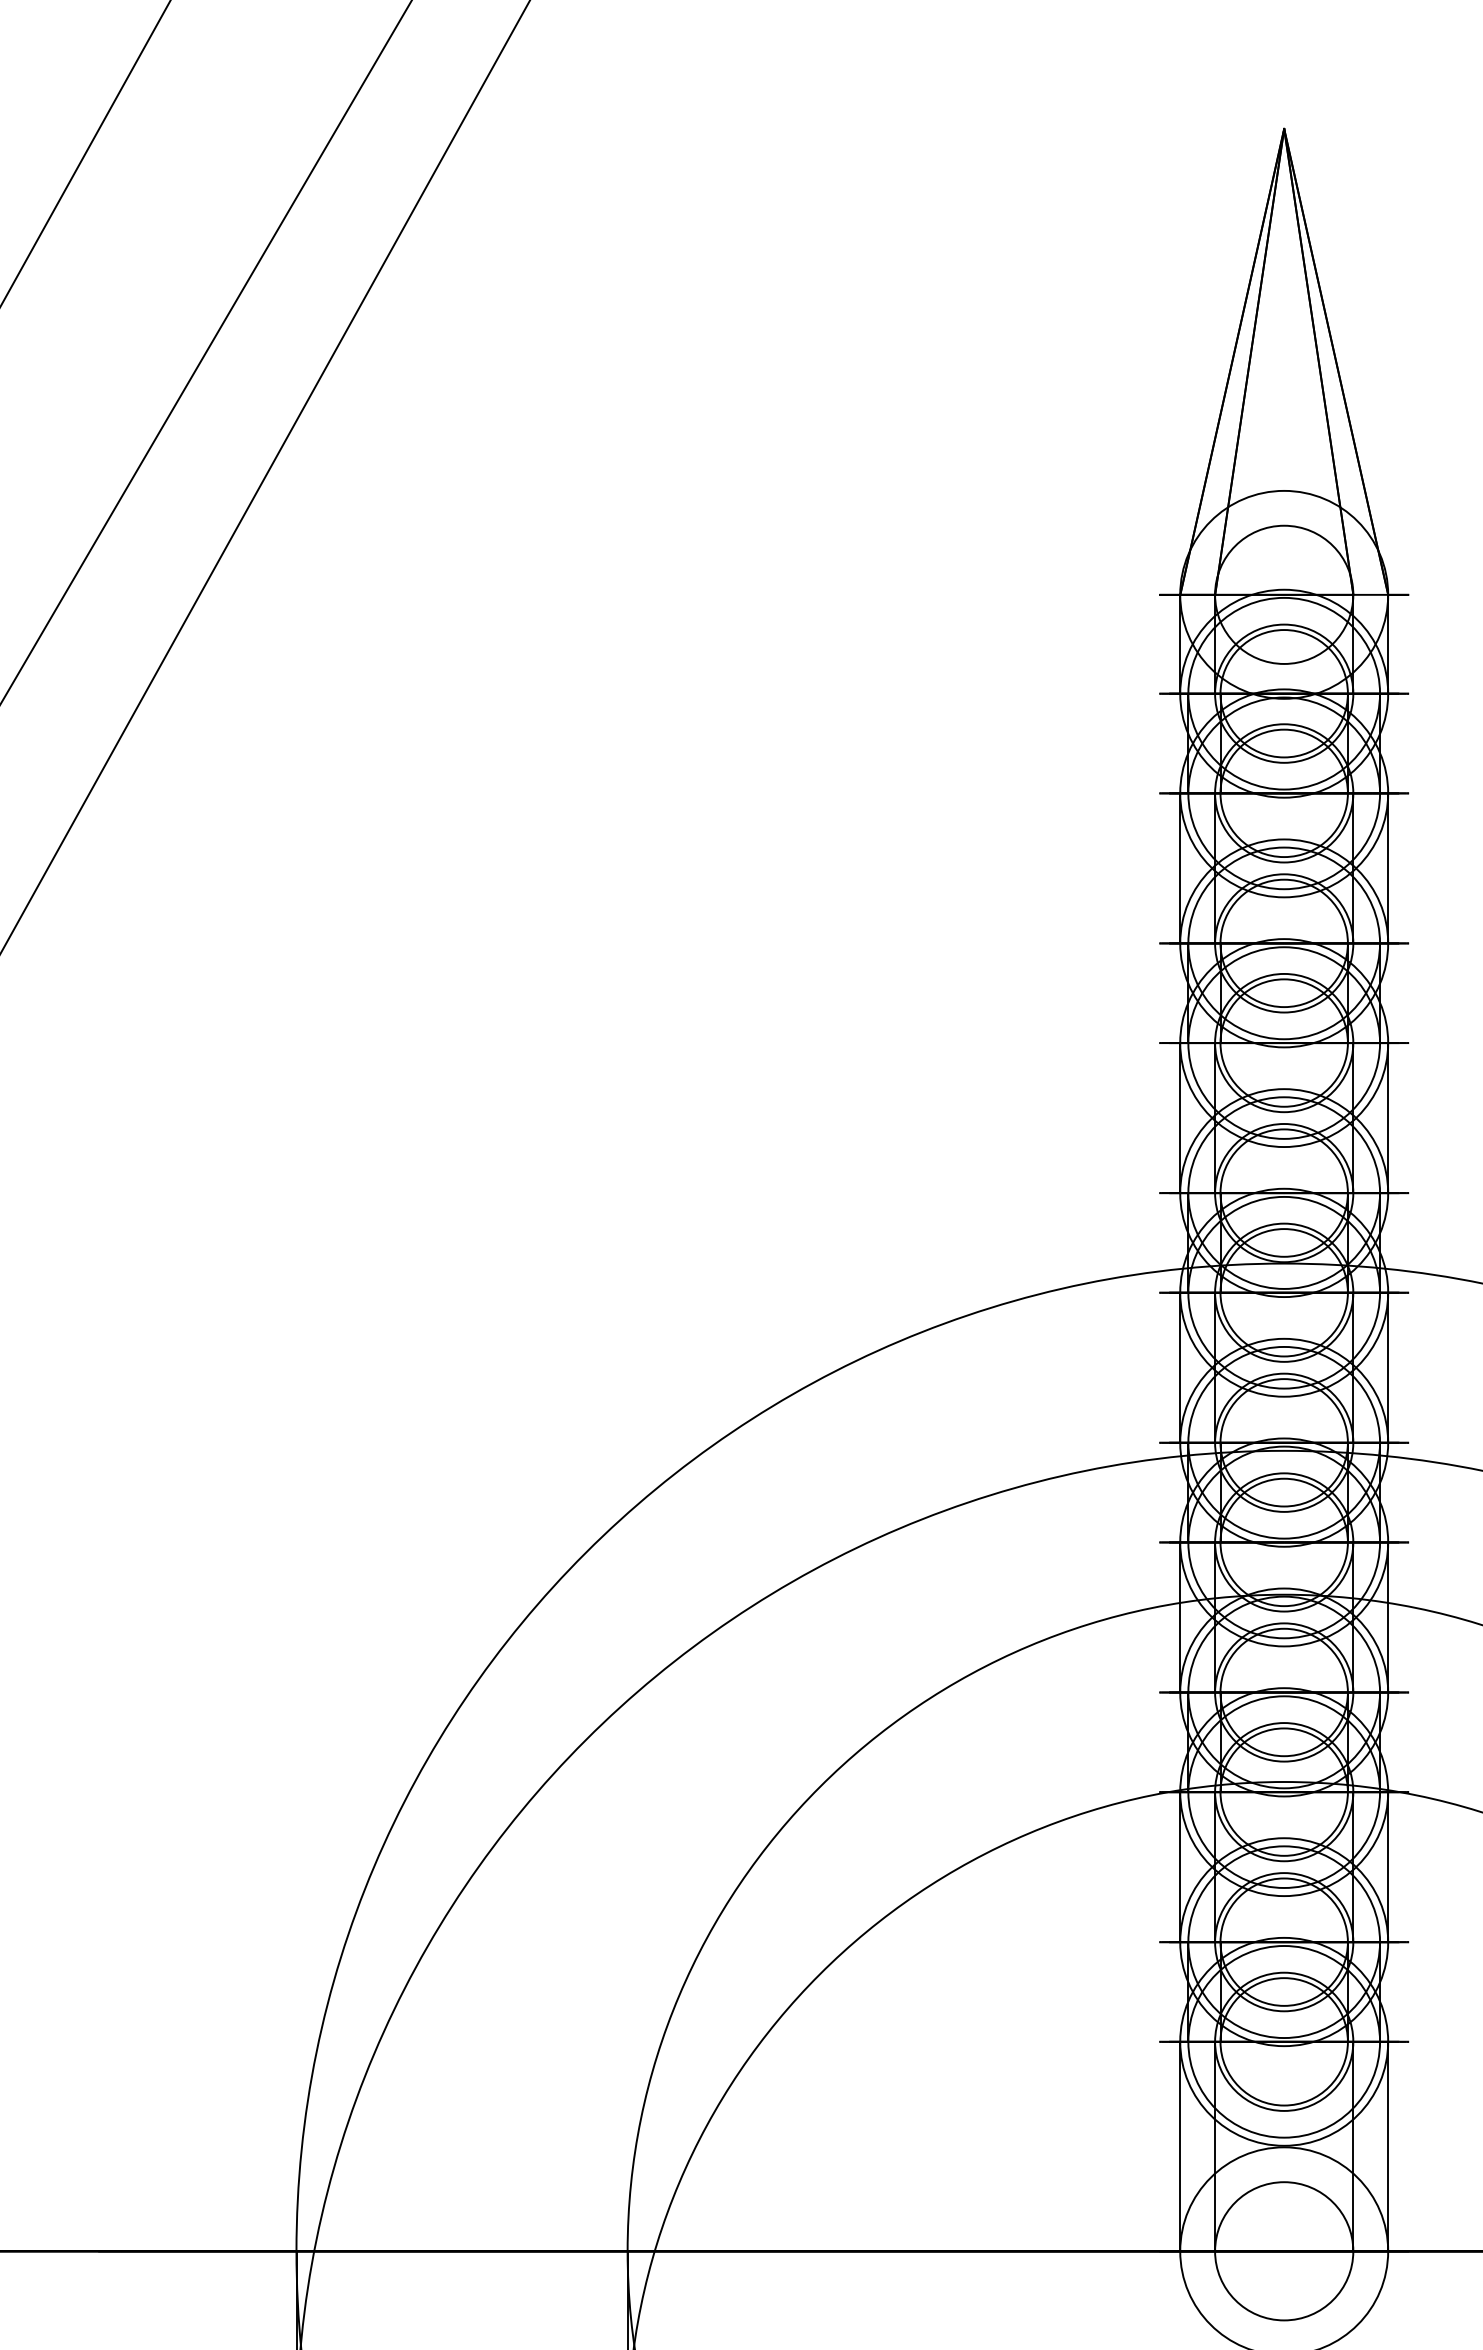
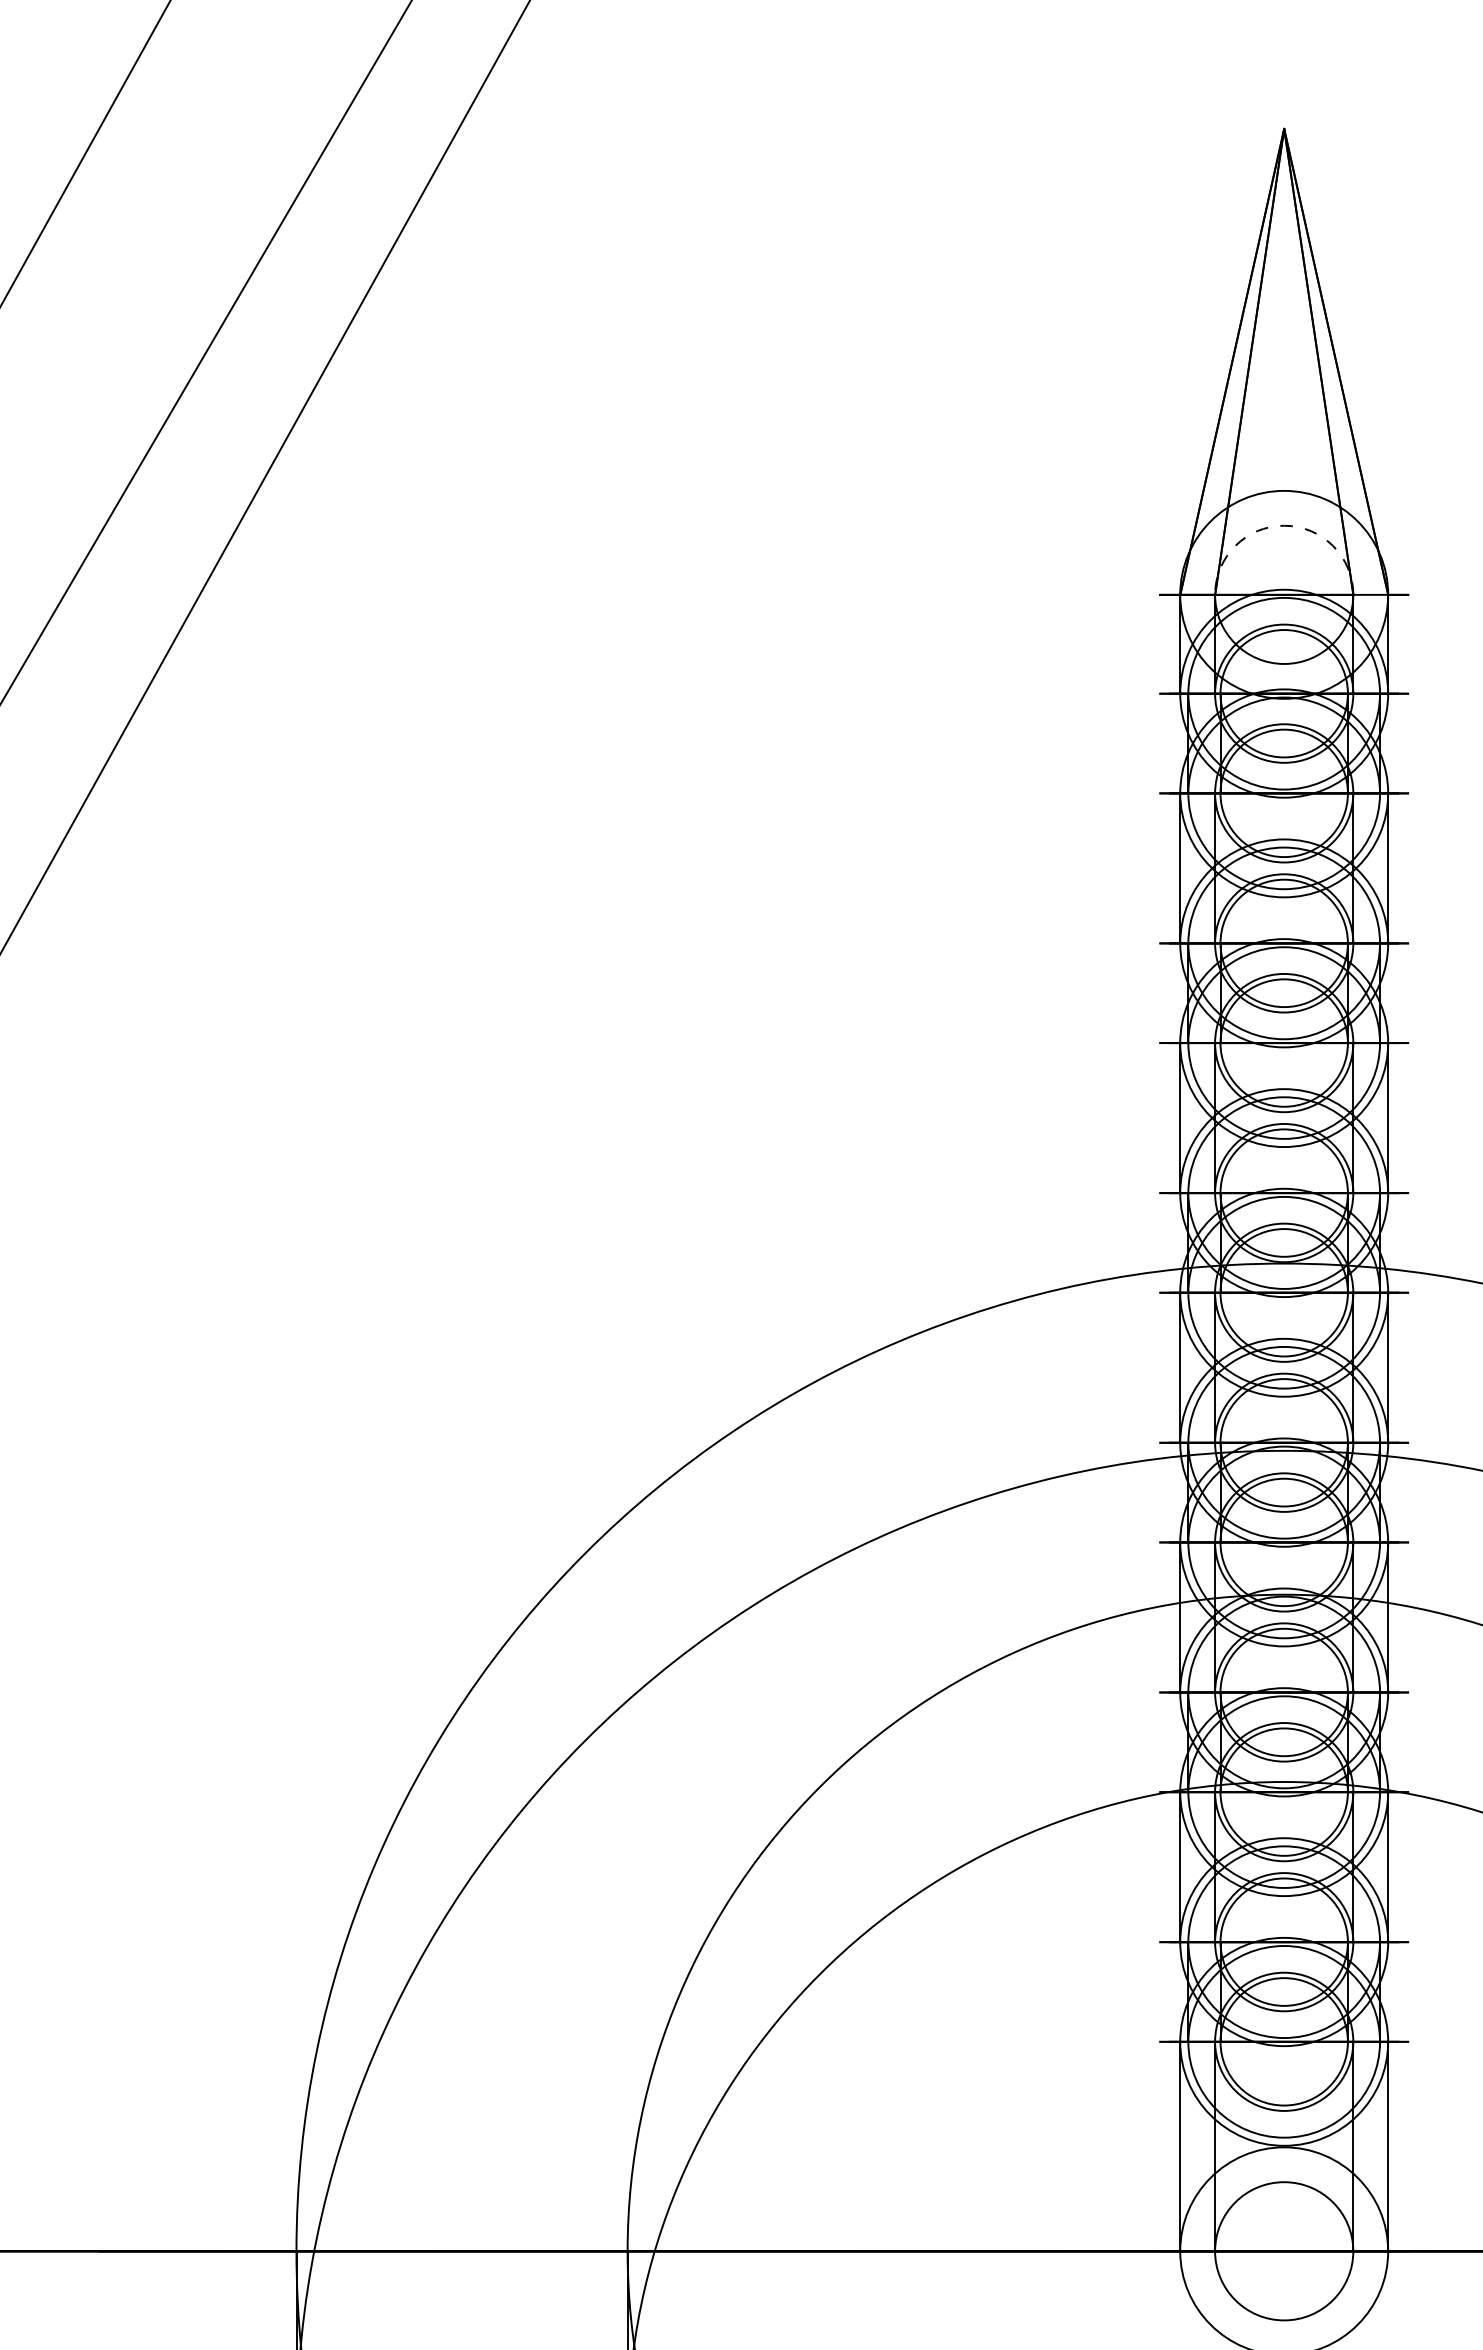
arc: solid -> dashed (1284, 525)
